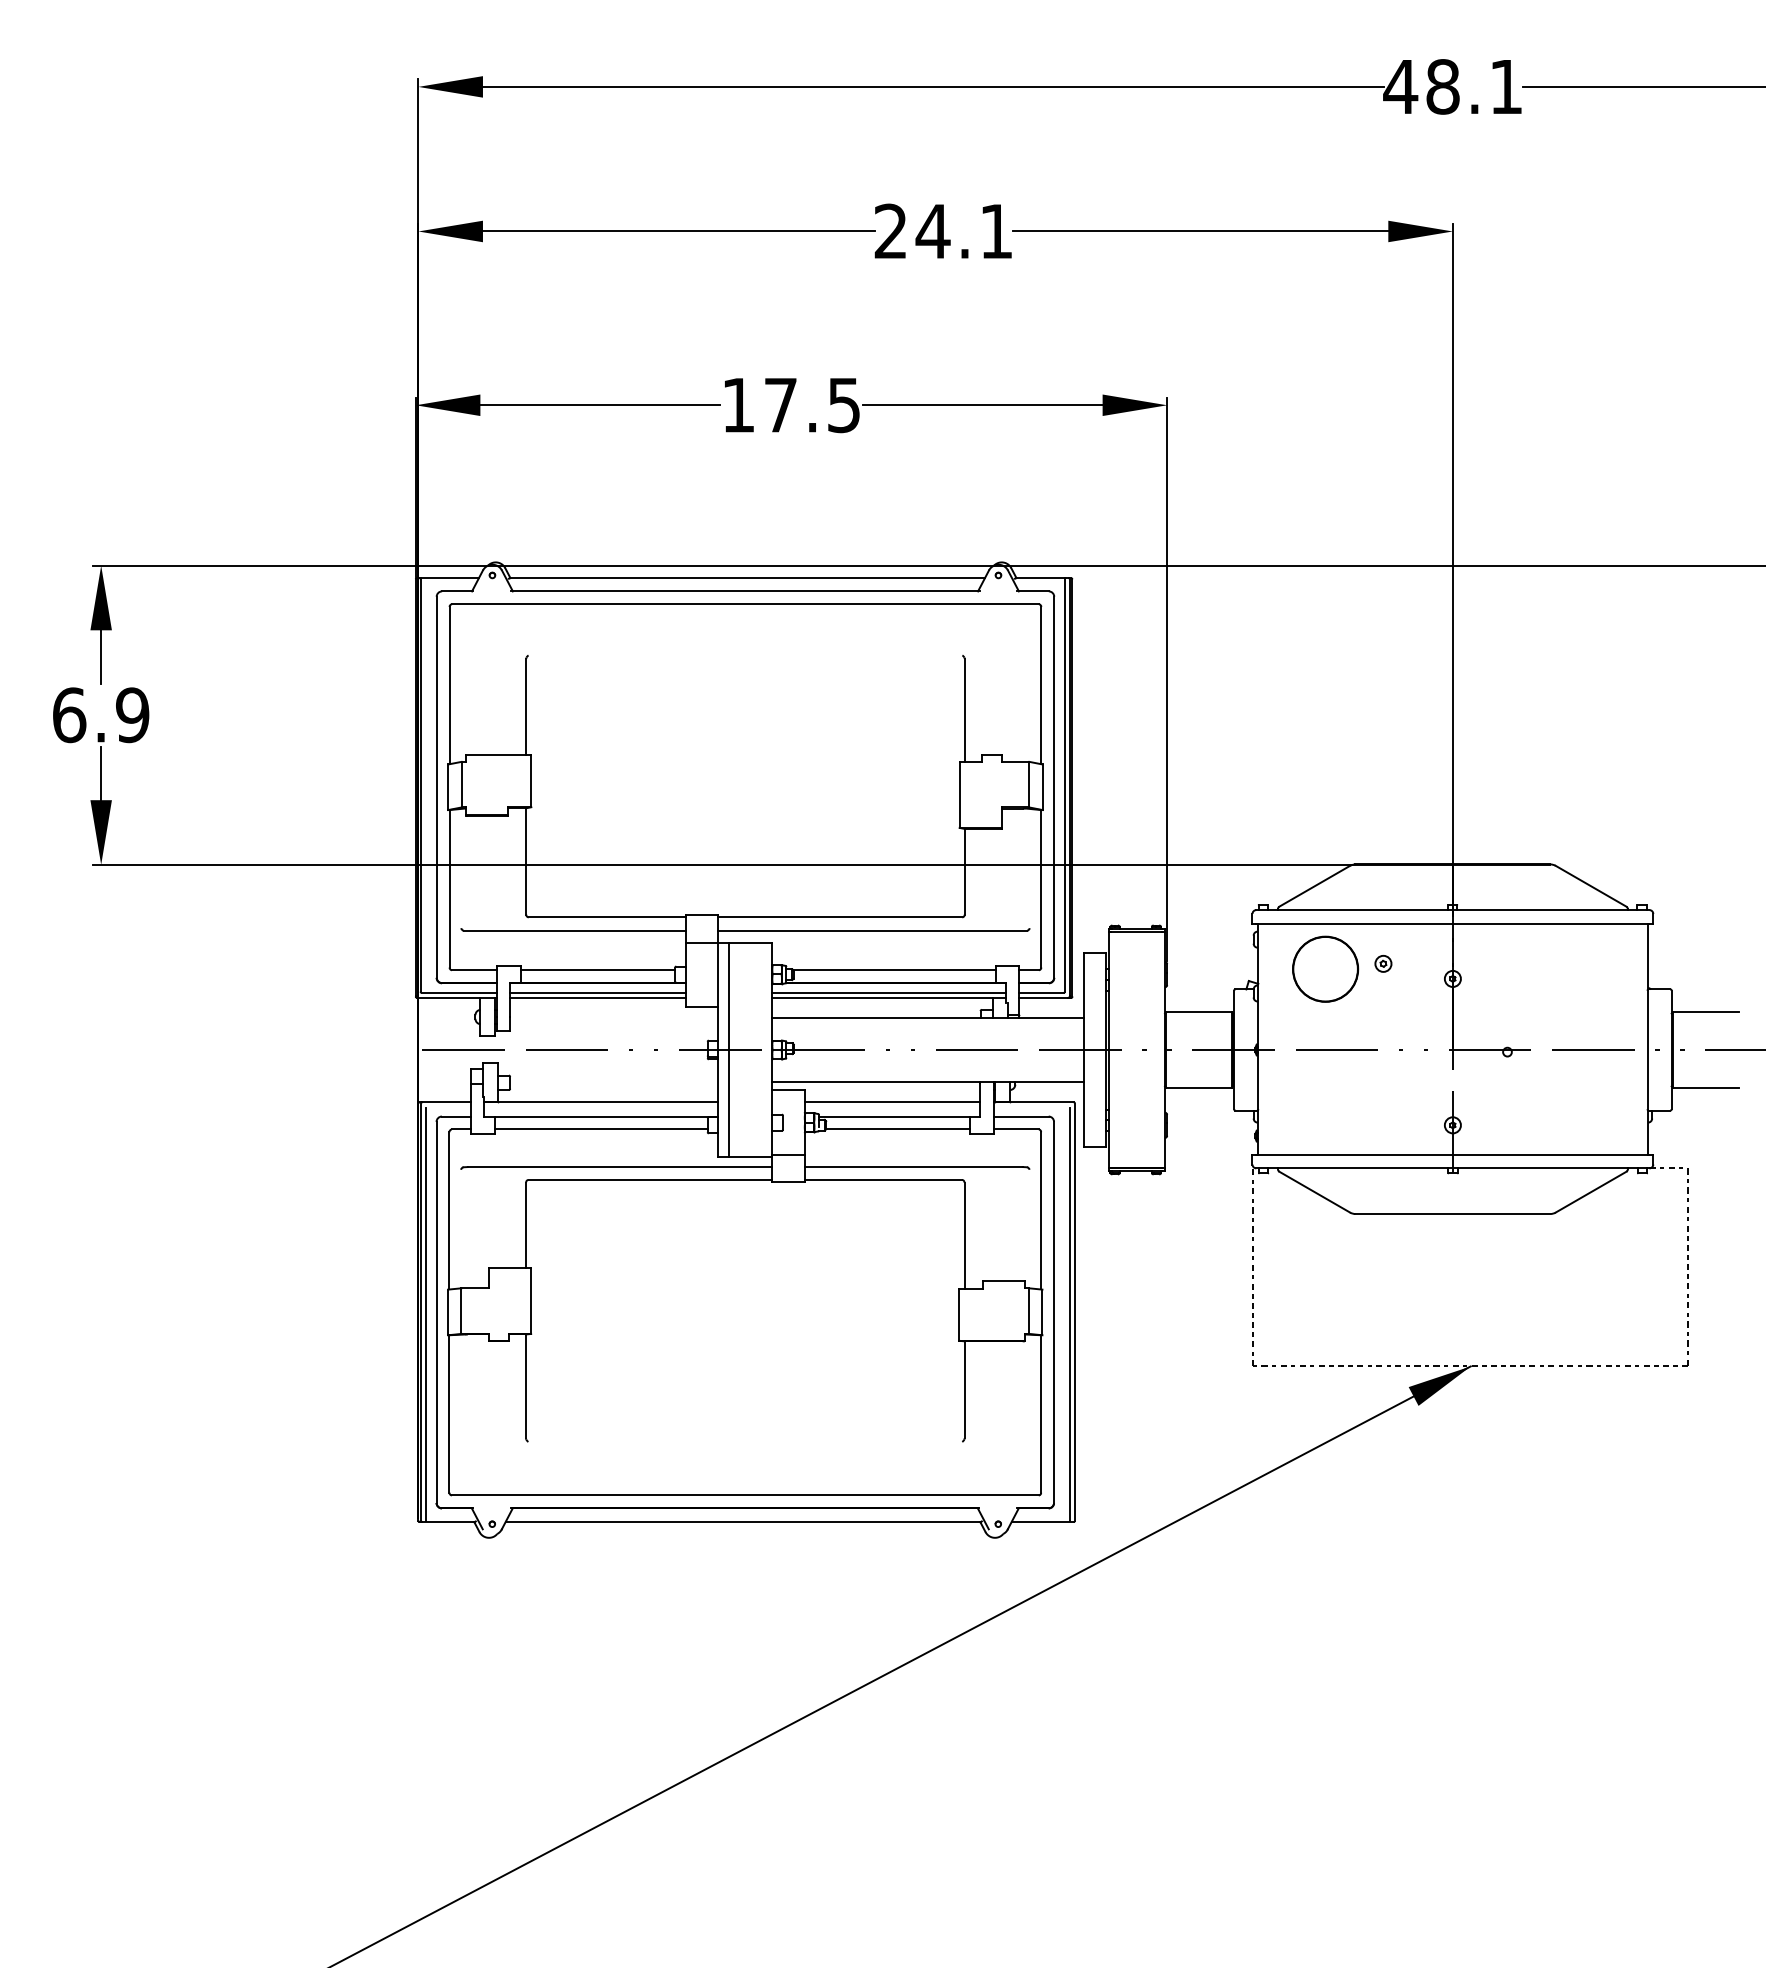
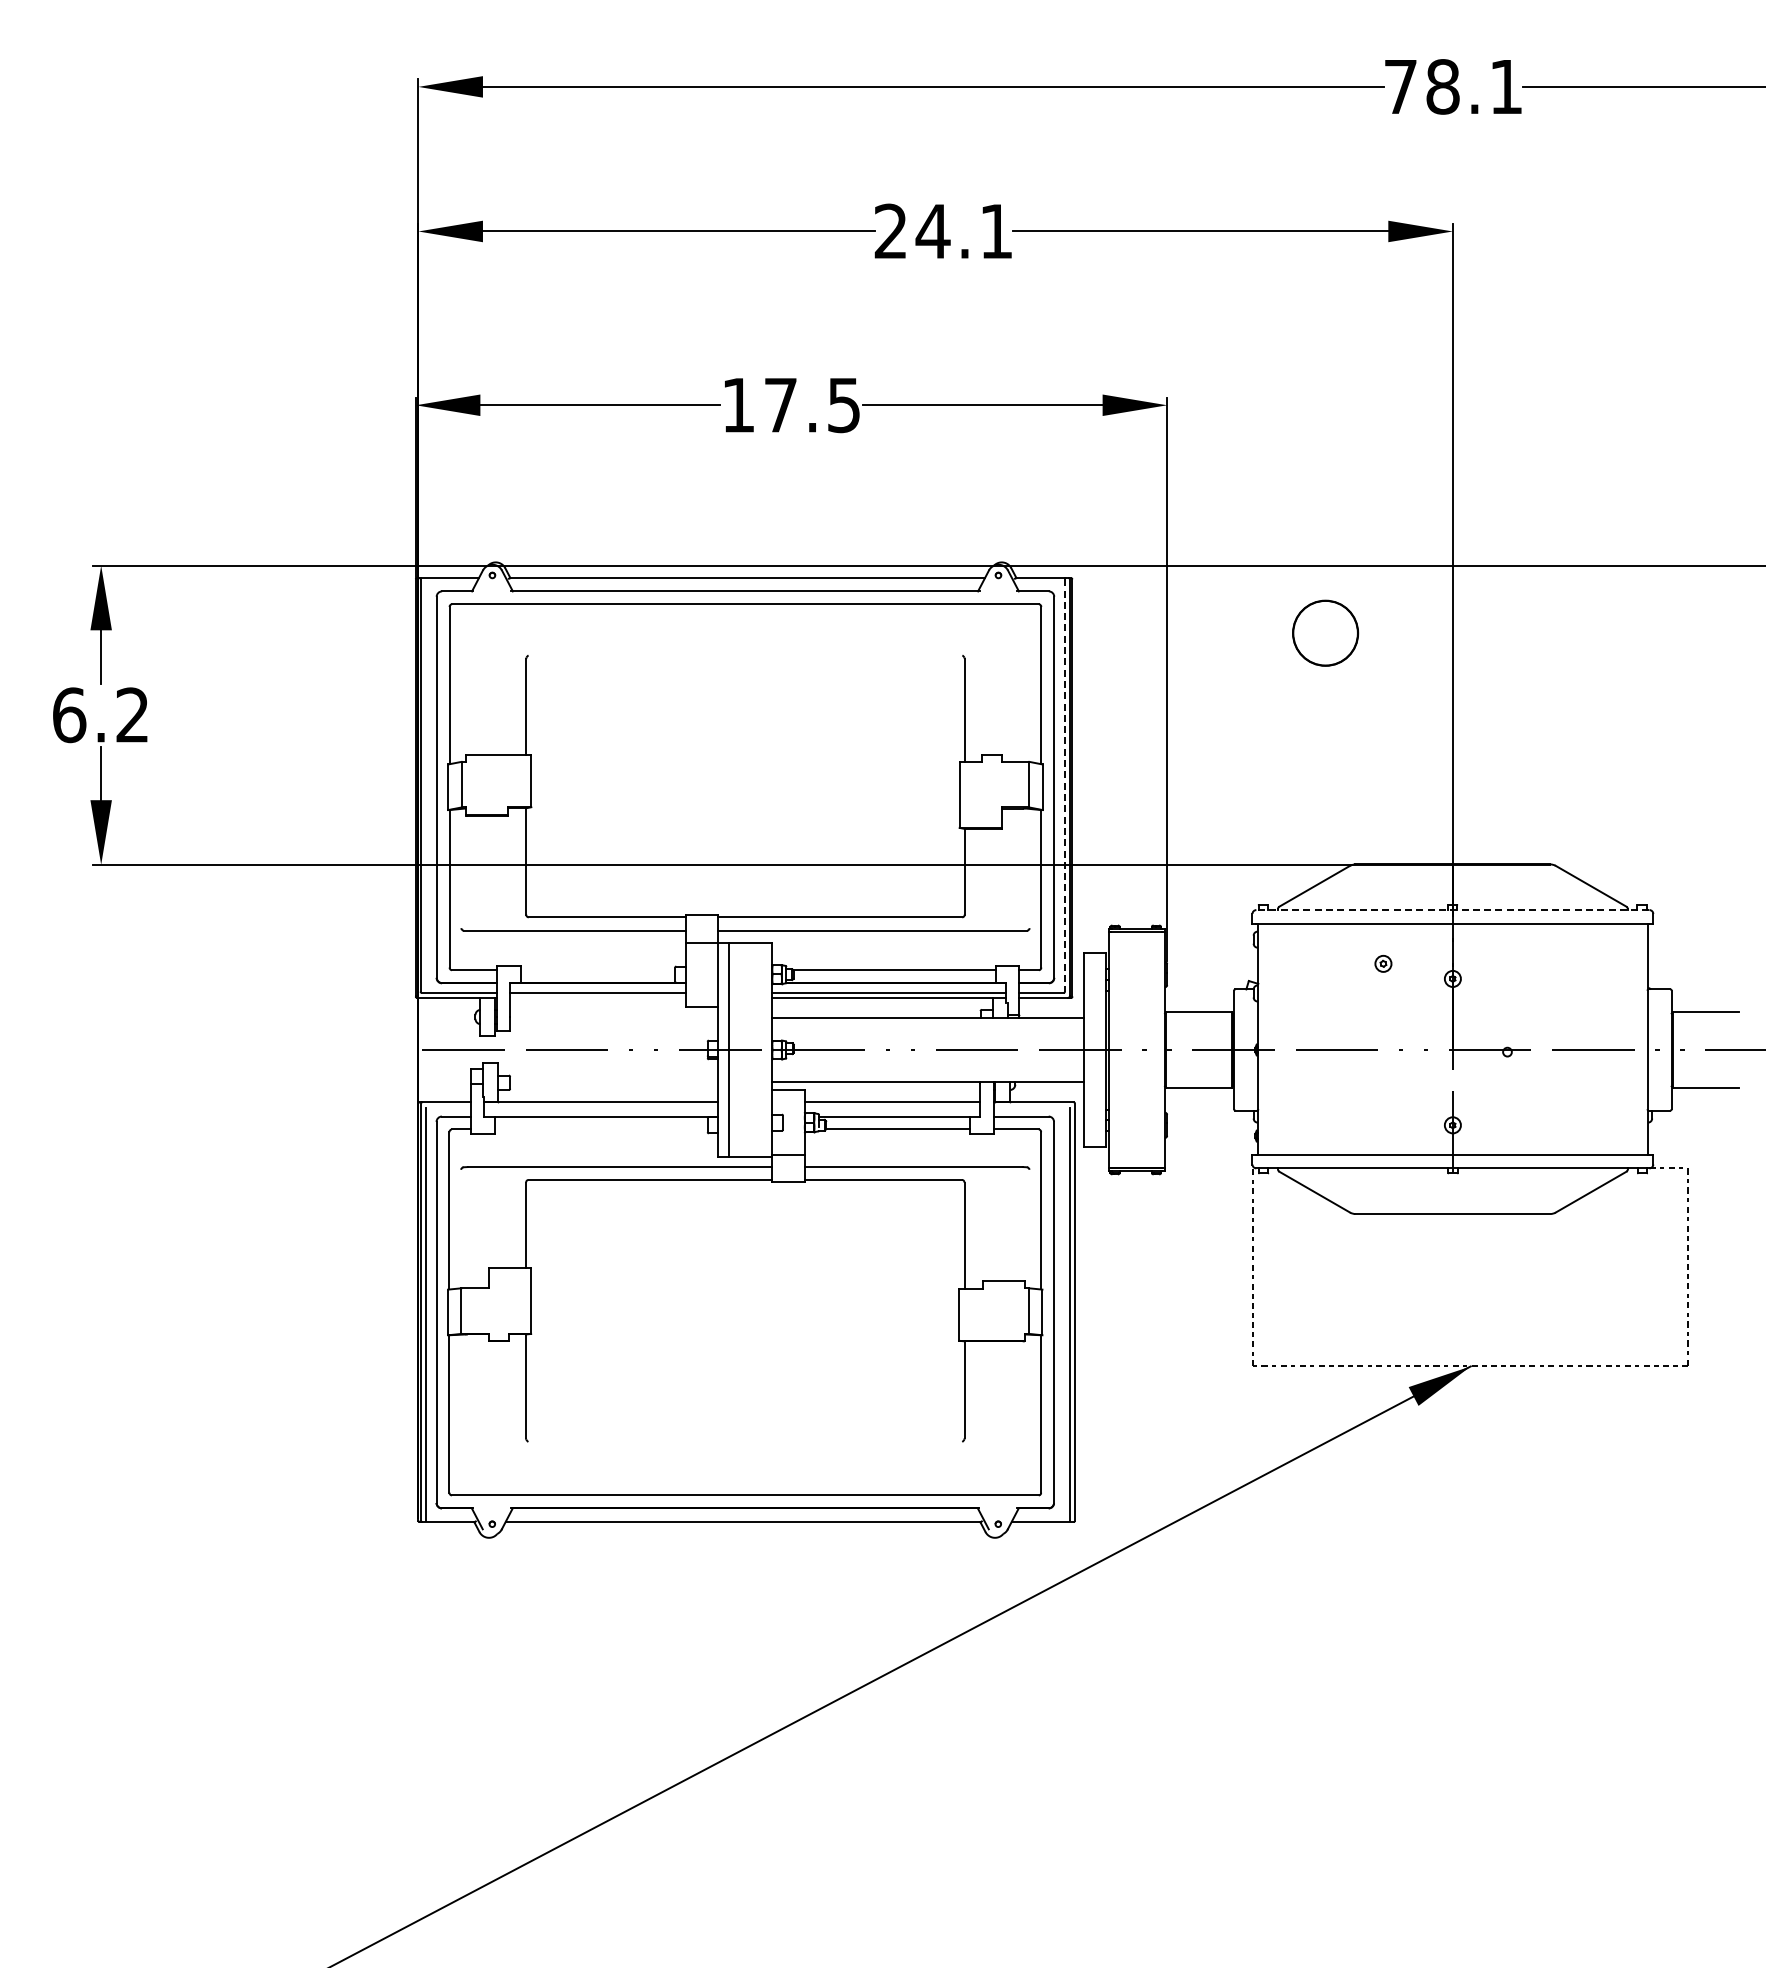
text: 48.1 -> 78.1 (1400, 86)
text: 6.9 -> 6.2 (132, 715)
line: solid -> dashed (1064, 785)
line: solid -> dashed (1452, 910)
circle position: (1325, 968) -> (1325, 632) (1325, 632)
line: present -> none (597, 970)
line: present -> none (597, 997)
line: present -> none (601, 1129)
